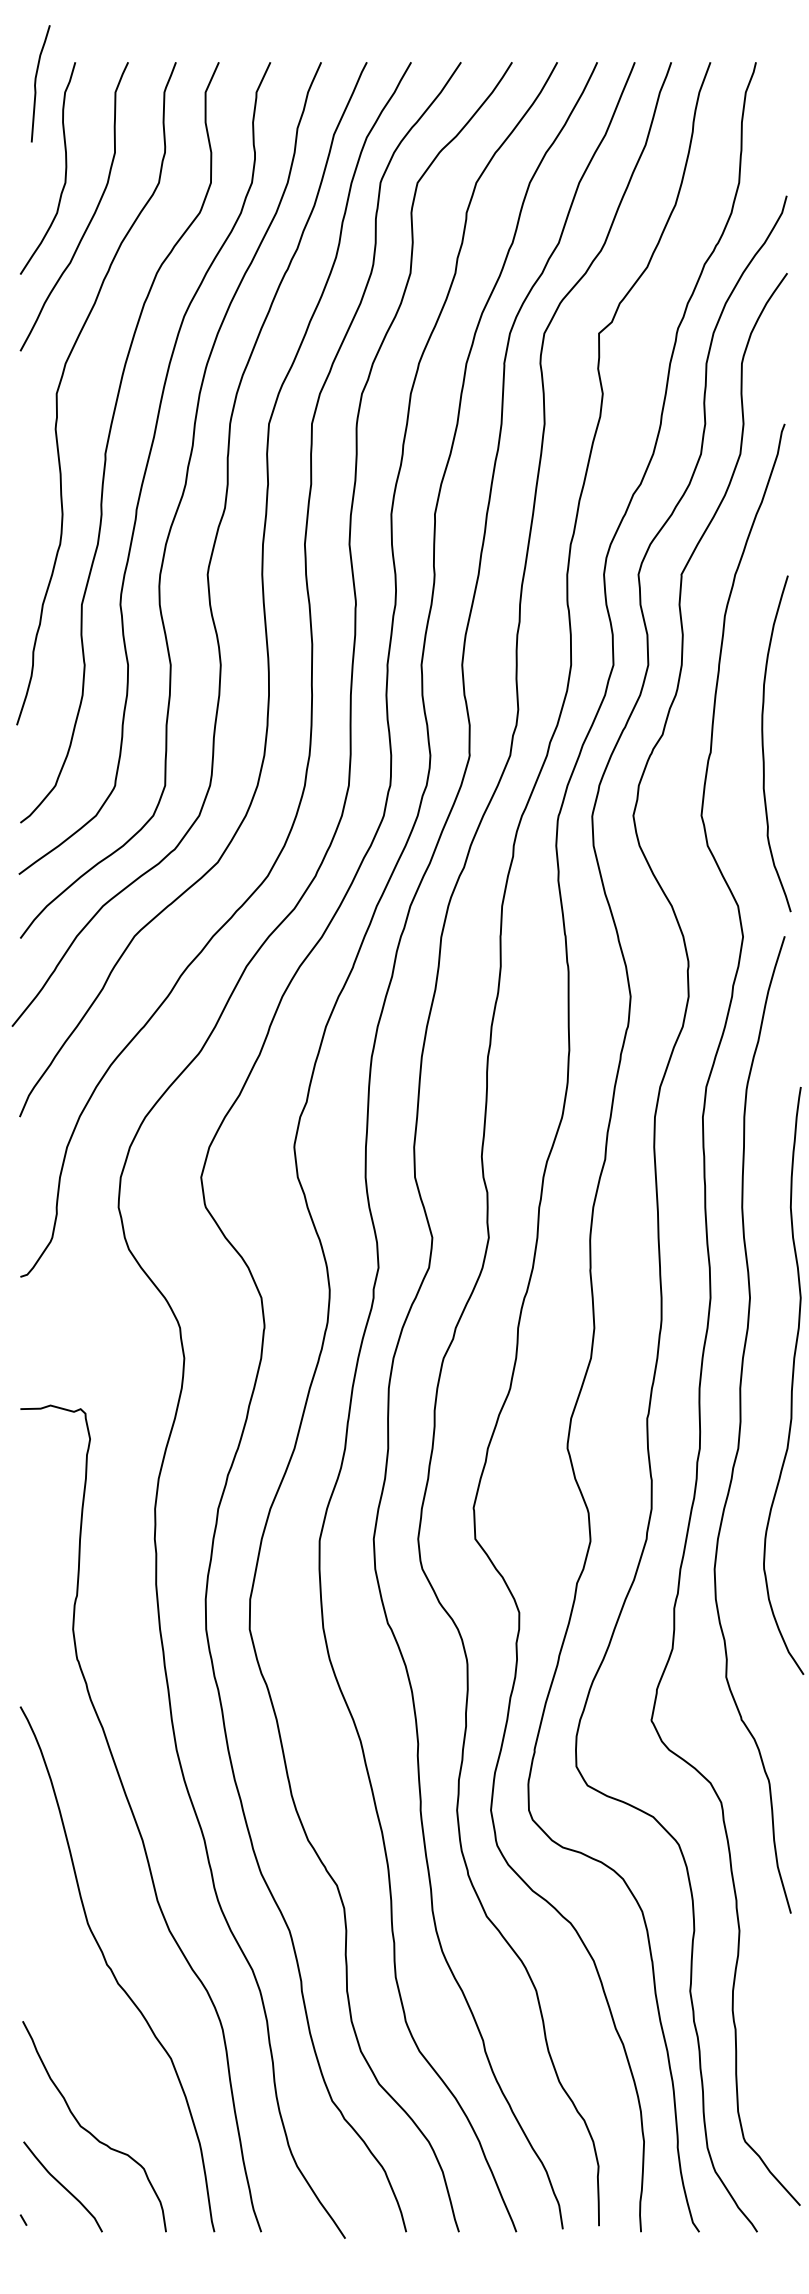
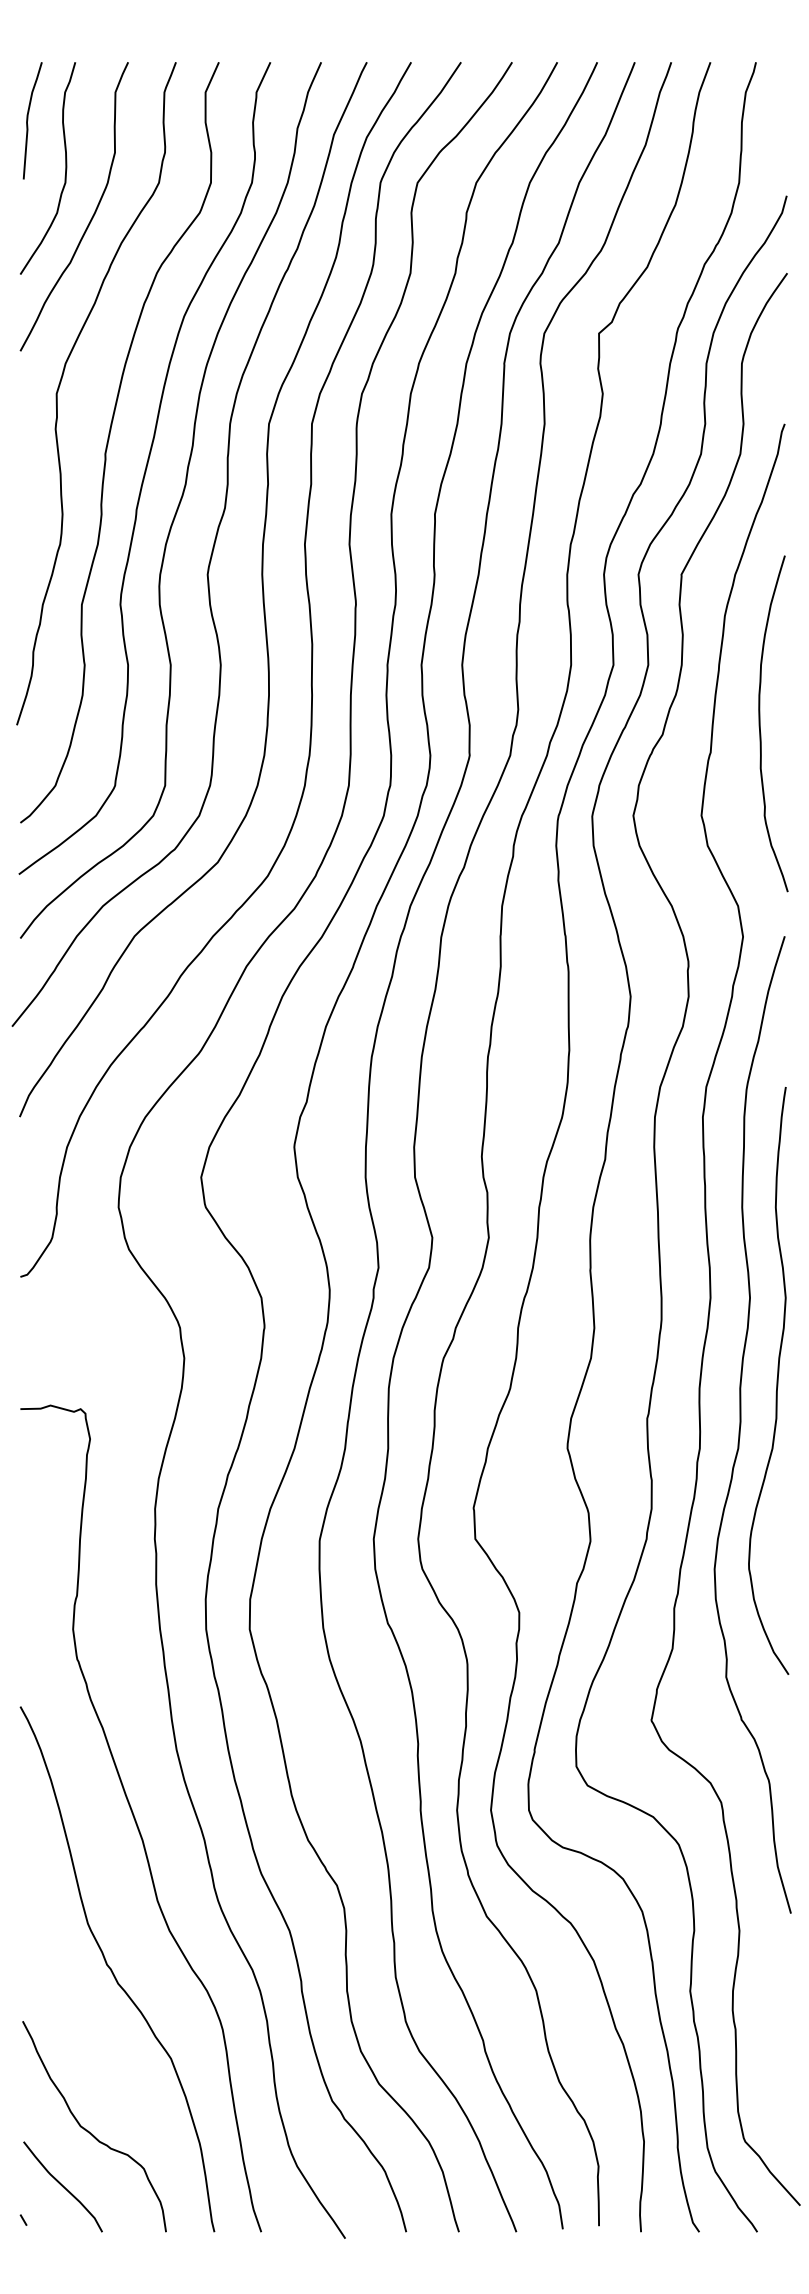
curve position: (36, 83) -> (28, 120) (28, 120)
curve position: (763, 743) -> (760, 723) (760, 723)
curve position: (791, 1380) -> (776, 1380) (776, 1380)
